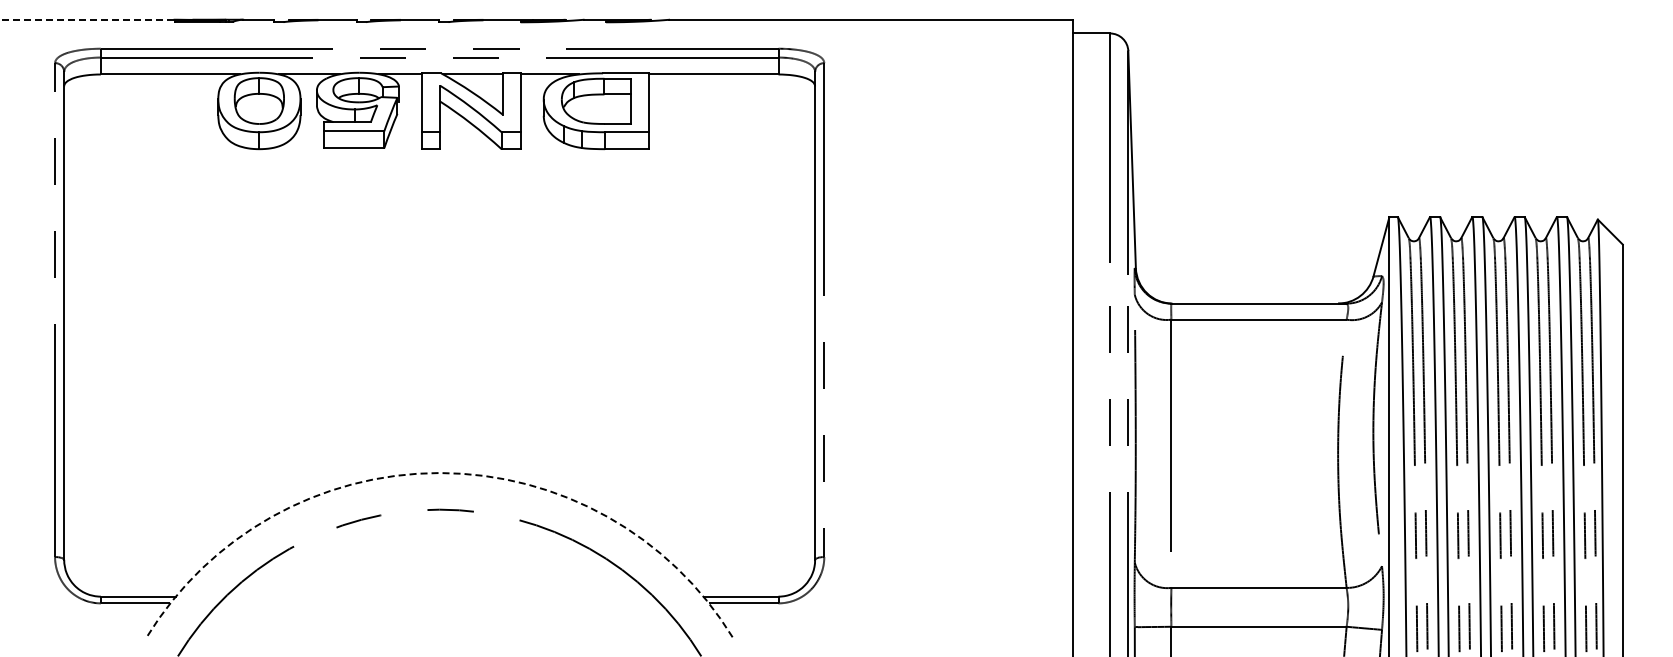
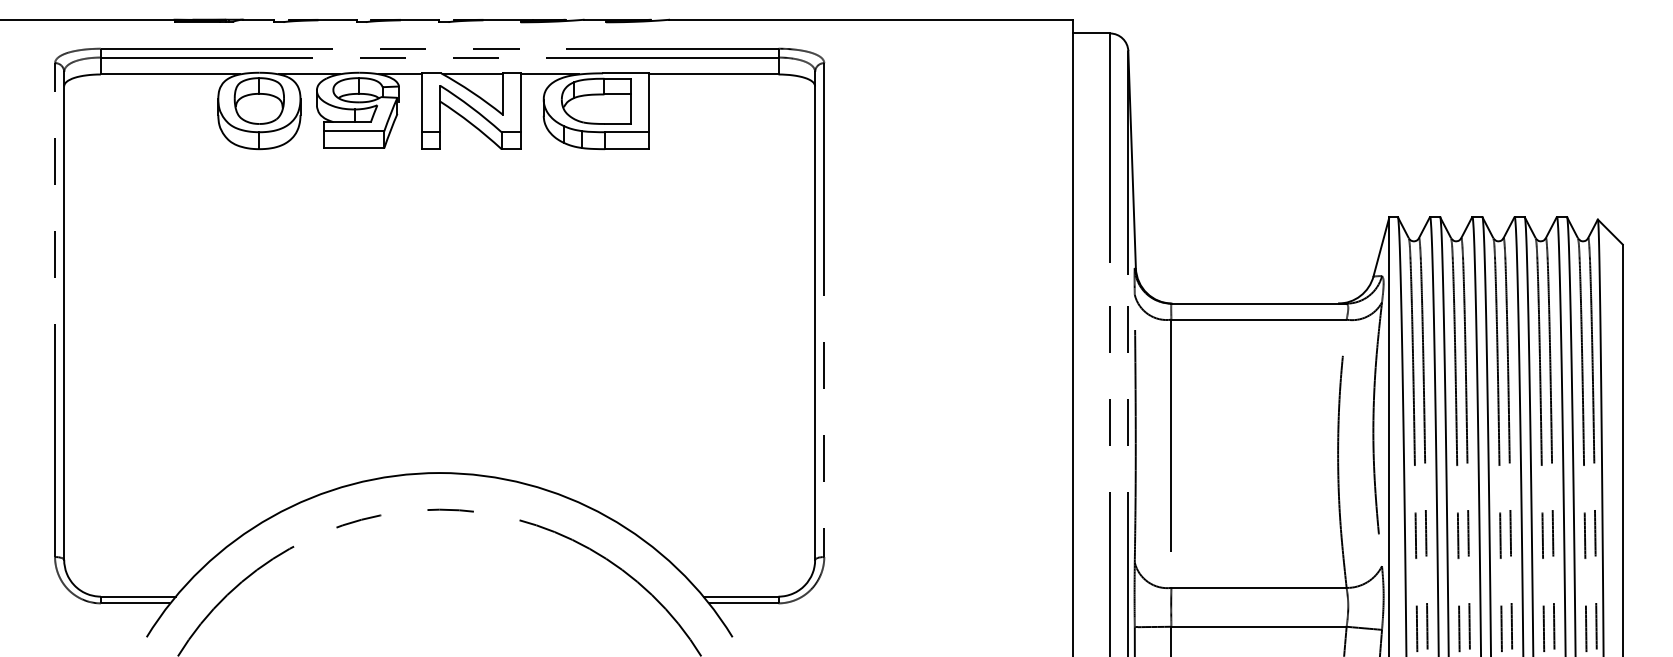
line: dashed -> solid (86, 19)
arc: dashed -> solid (439, 473)
